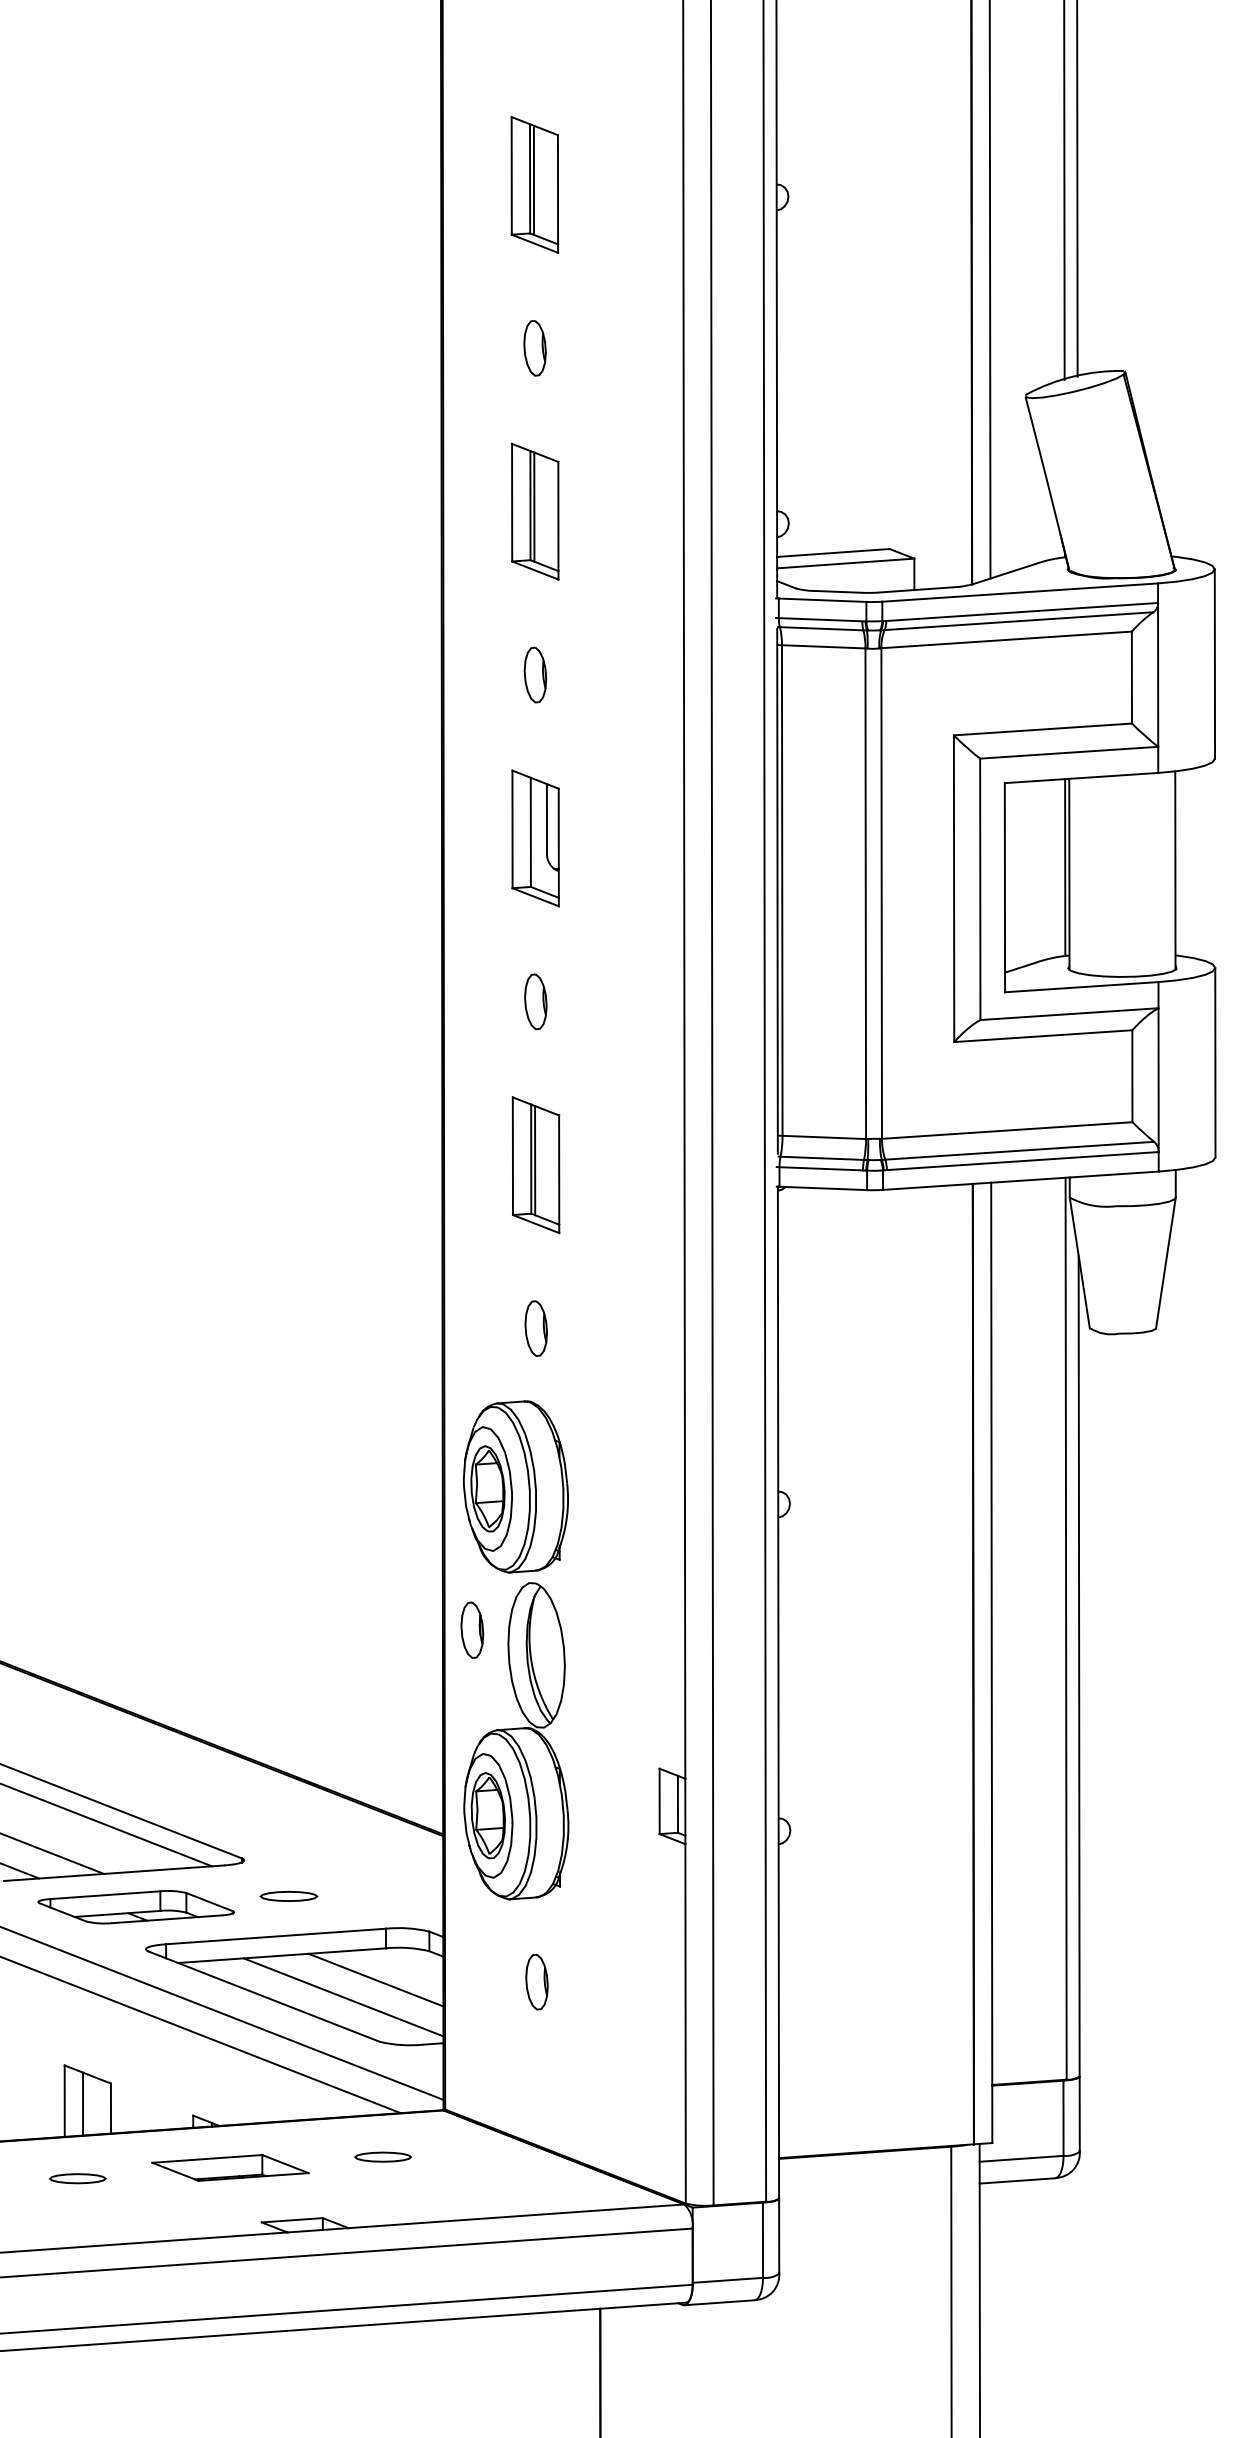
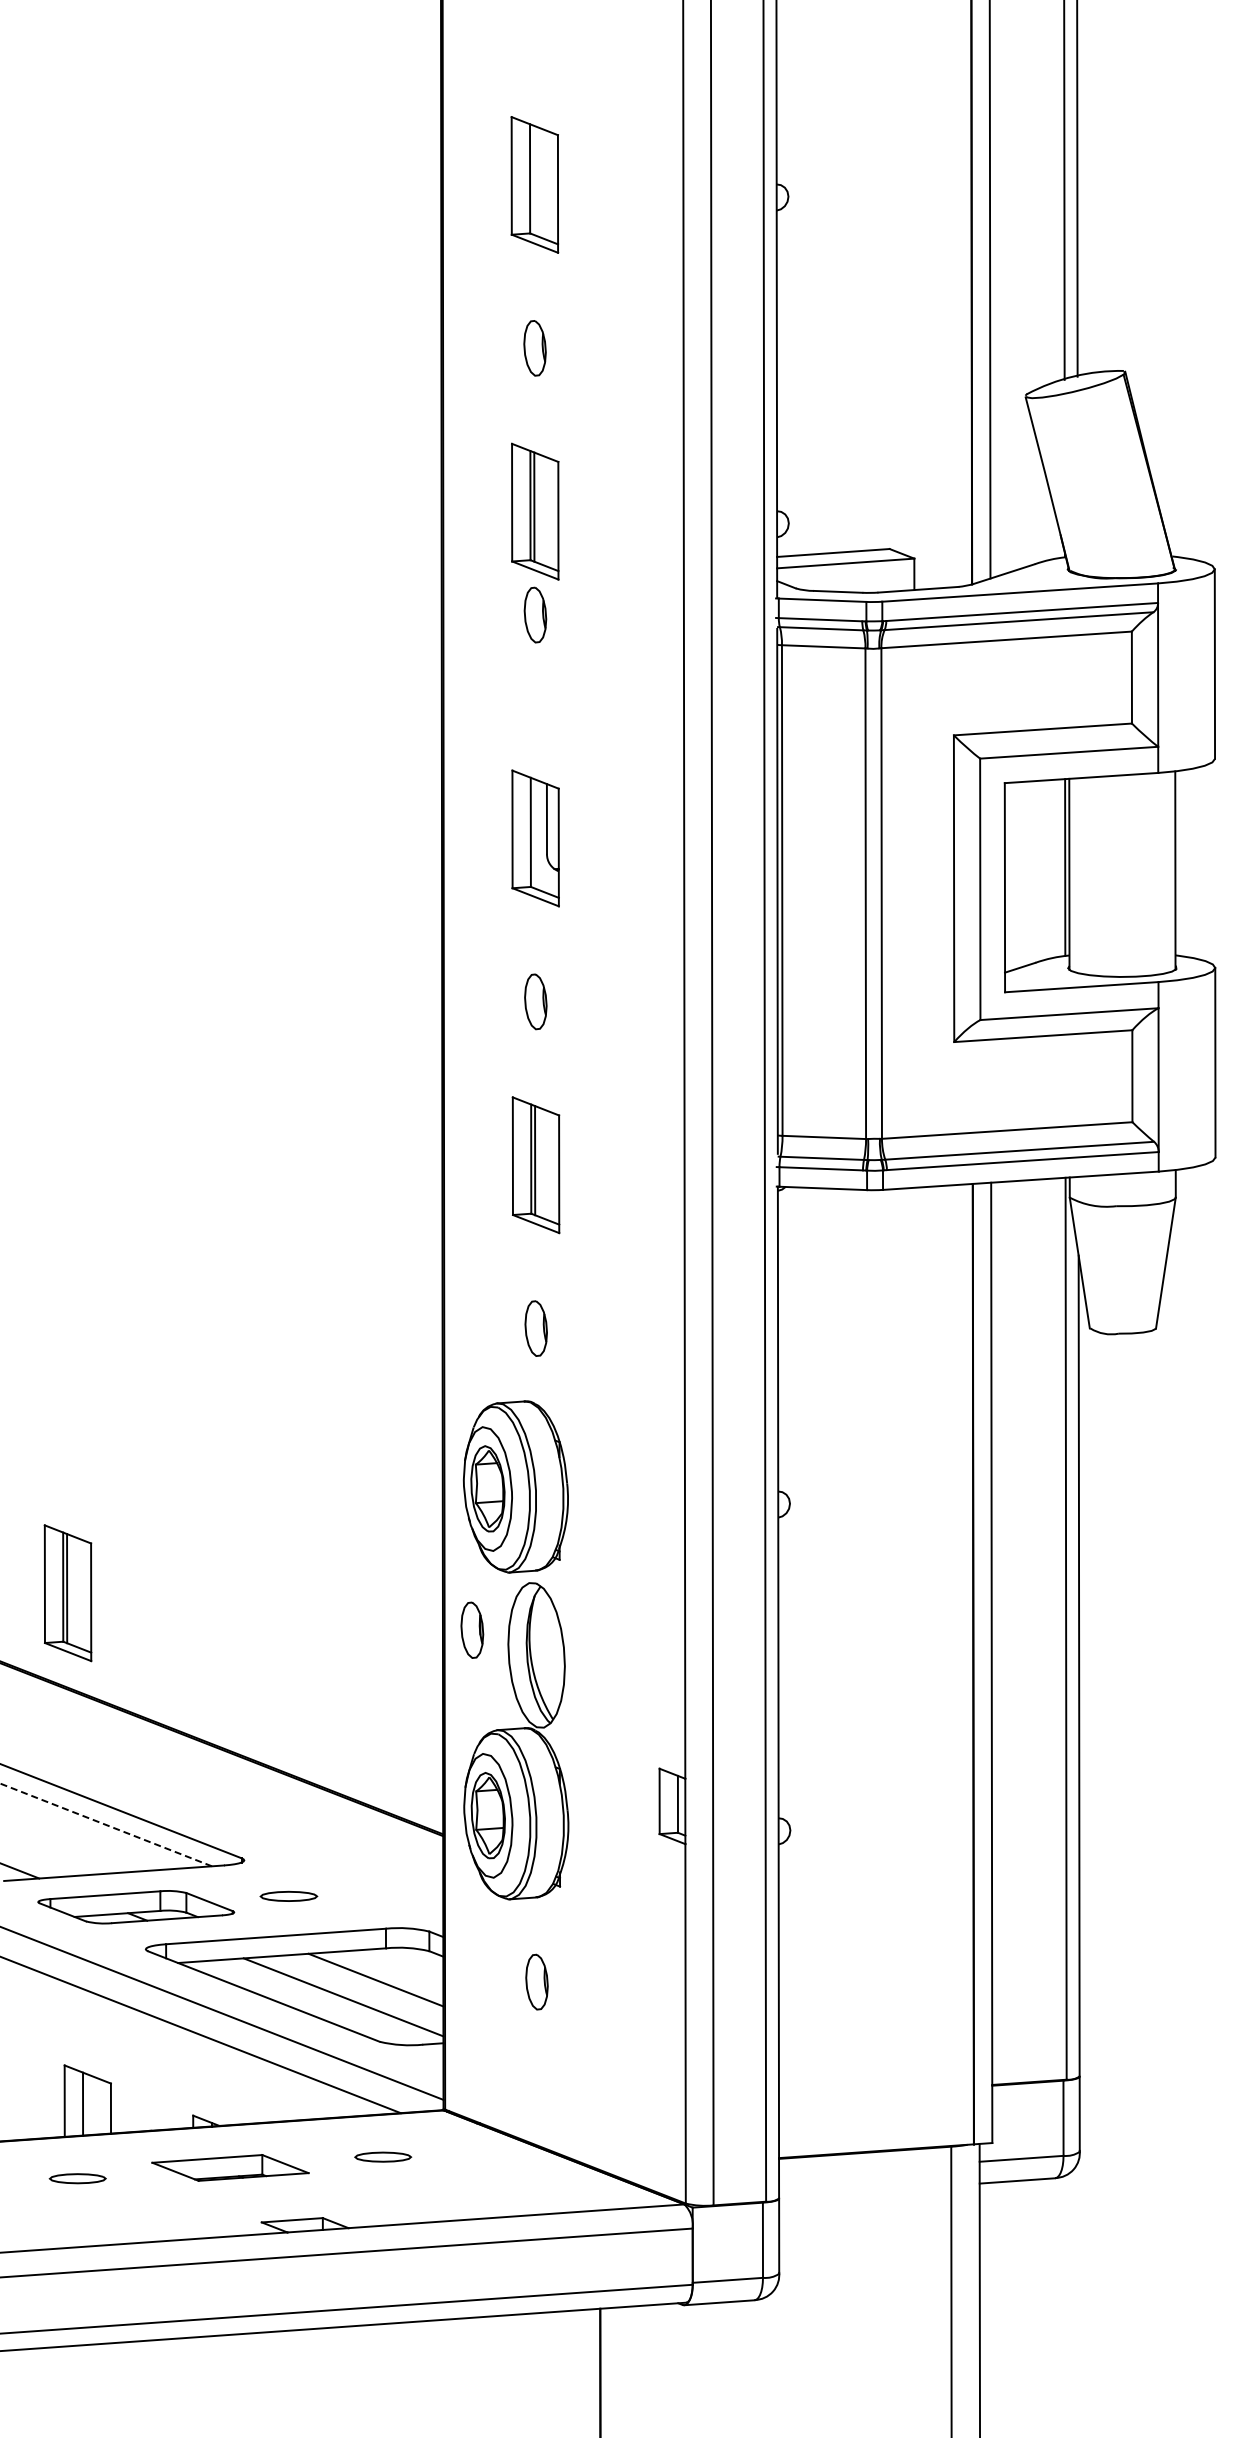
line: present -> none (533, 179)
part position: (535, 674) -> (535, 614) (535, 614)
part: none -> present (67, 1593)
line: solid -> dashed (105, 1824)
line: present -> none (53, 1853)
